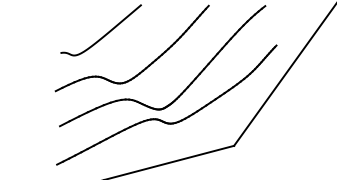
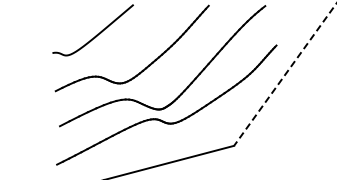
curve position: (104, 34) -> (96, 34) (96, 34)
line: solid -> dashed (285, 74)
